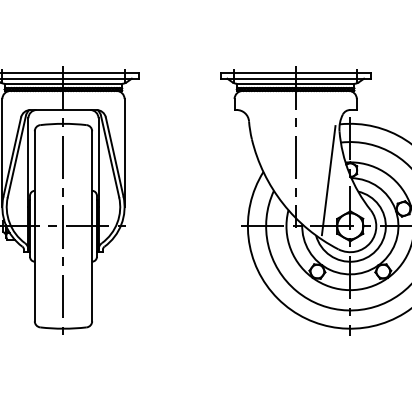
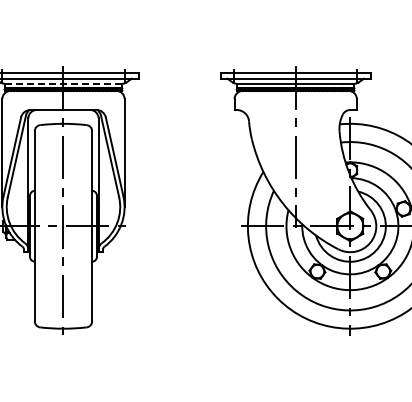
line: solid -> dashed (63, 83)
line: present -> none (328, 180)
